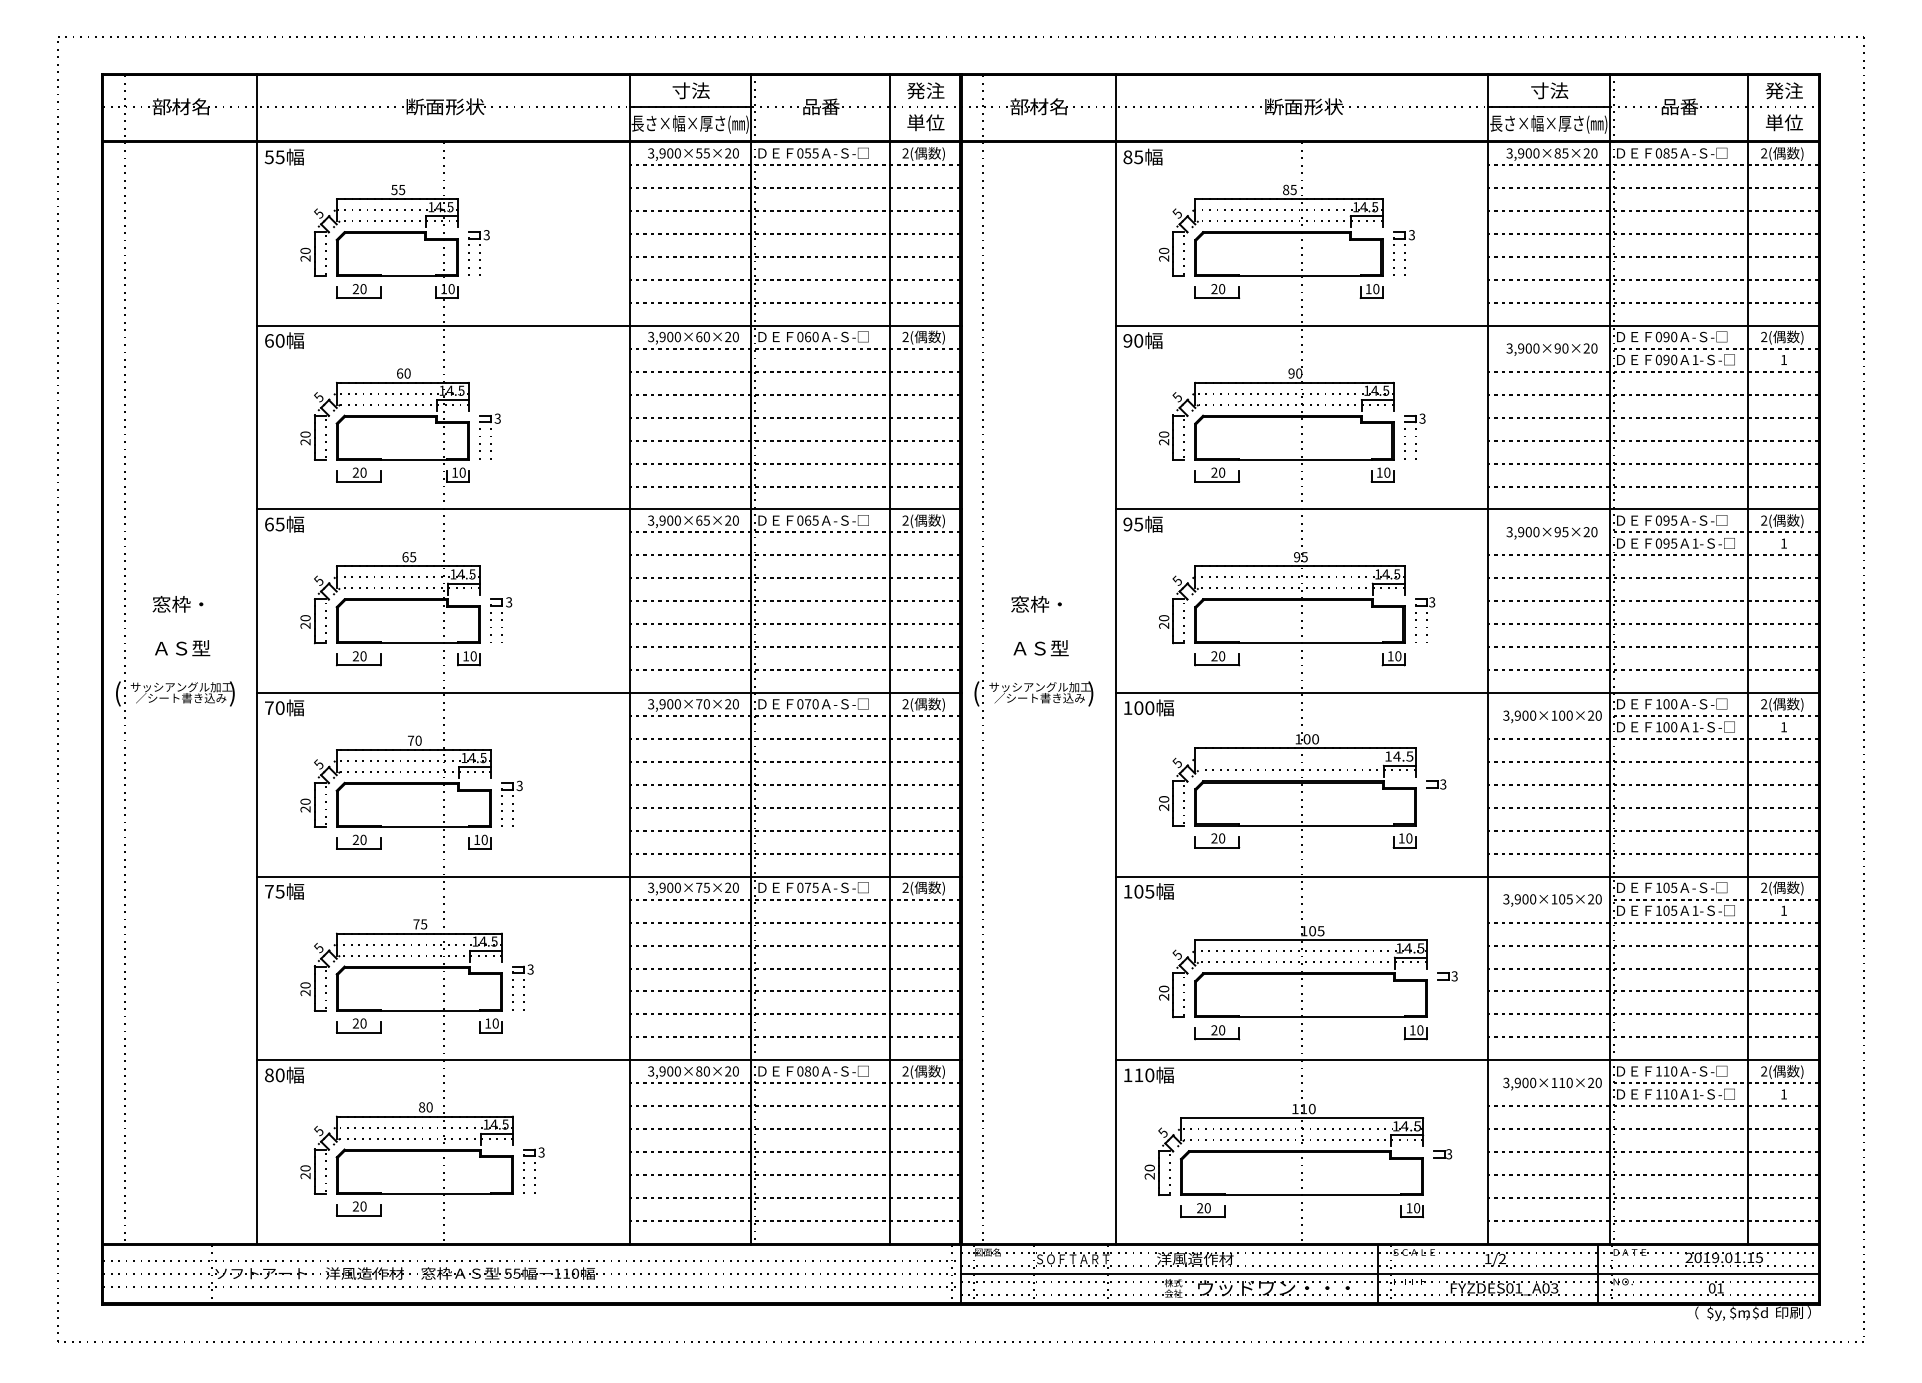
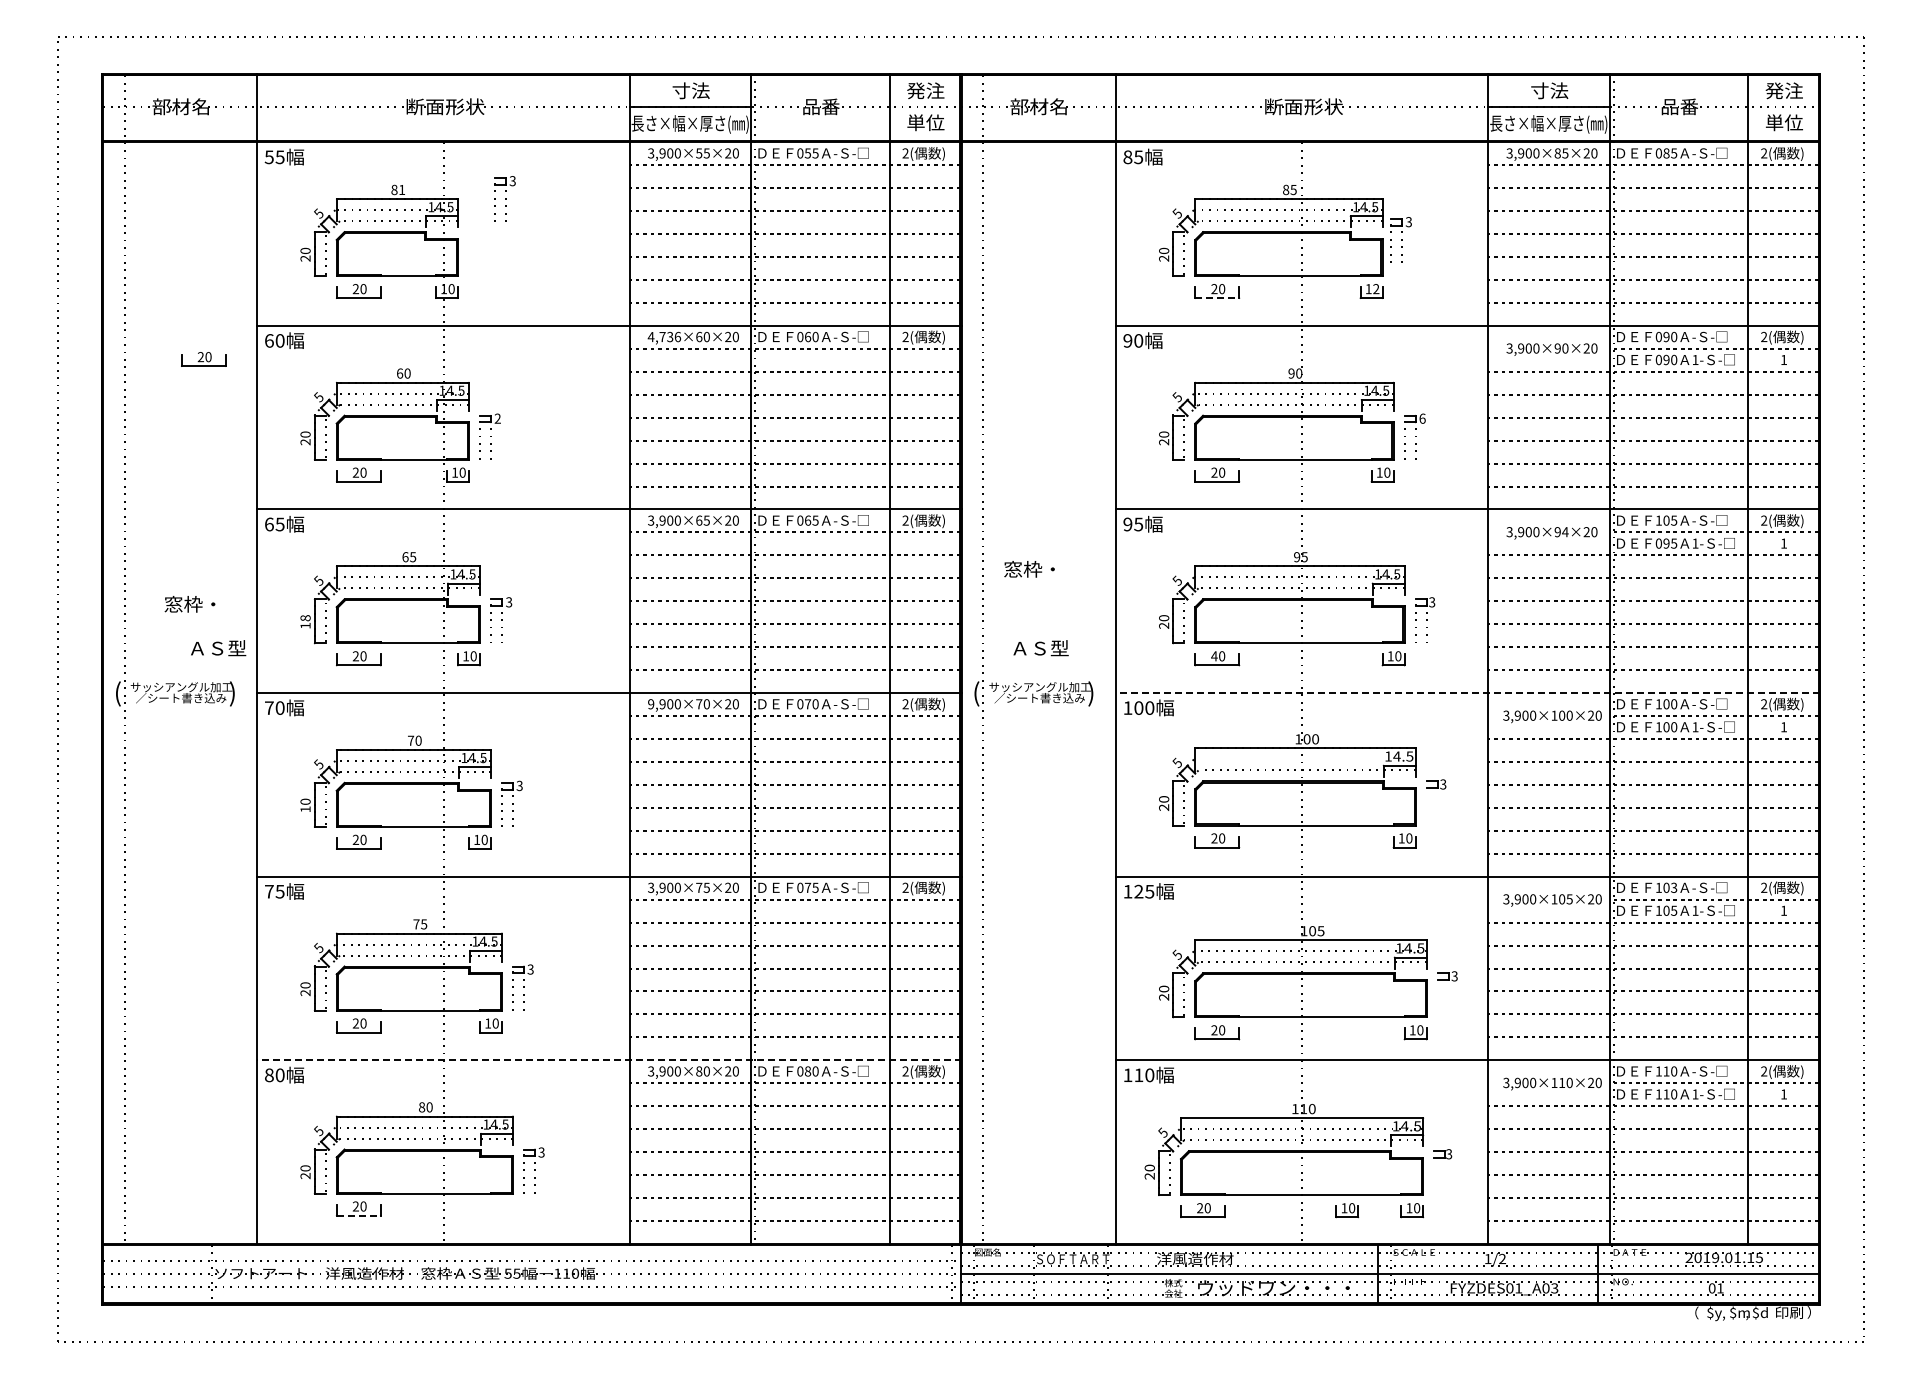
text: 55 -> 81 (398, 189)
part position: (478, 252) -> (504, 198) (504, 198)
part position: (1403, 252) -> (1400, 239) (1400, 239)
text: 10 -> 12 (1376, 289)
line: solid -> dashed (1217, 298)
text: 3,900×60×20 -> 4,736×60×20 (664, 336)
part: none -> present (203, 359)
text: 3 -> 2 (497, 418)
text: 3 -> 6 (1422, 418)
text: 095 -> 105 (1662, 520)
text: 3,900×95×20 -> 3,900×94×20 (1565, 532)
text position: (177, 604) -> (189, 604) (189, 604)
text position: (1036, 604) -> (1029, 569) (1029, 569)
text: 20 -> 18 (305, 621)
text position: (182, 648) -> (218, 648) (218, 648)
text: 20 -> 40 (1214, 656)
line: solid -> dashed (1467, 693)
text: 3,900×70×20 -> 9,900×70×20 (651, 704)
text: 20 -> 10 (305, 809)
text: 105 -> 103 (1674, 886)
text: 105 -> 125 (1138, 891)
line: solid -> dashed (609, 1060)
part: none -> present (1347, 1210)
line: solid -> dashed (359, 1215)
